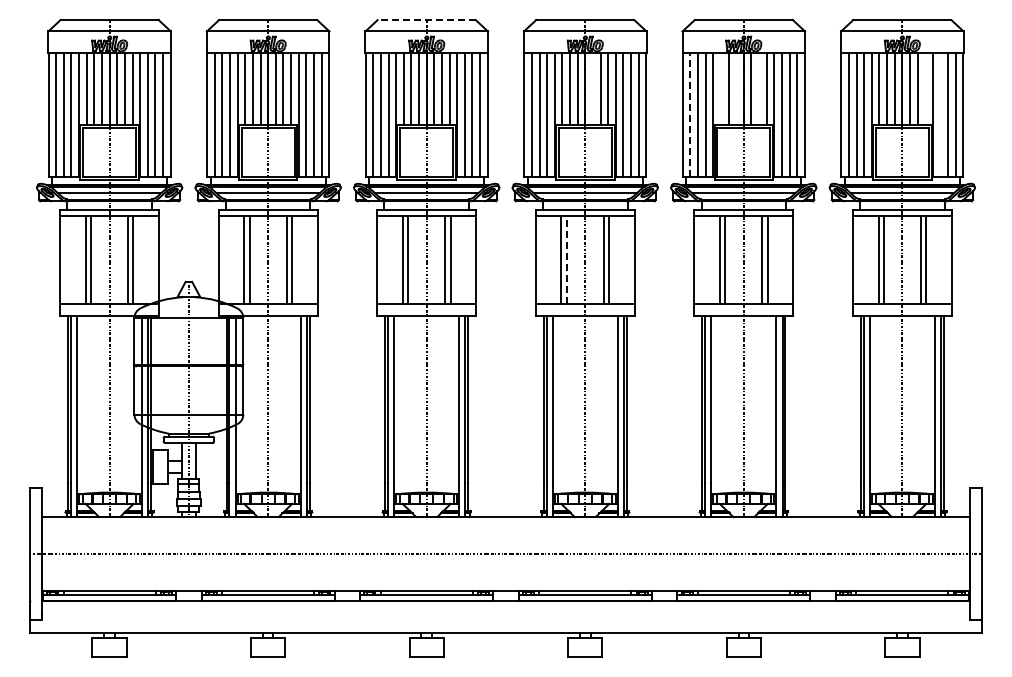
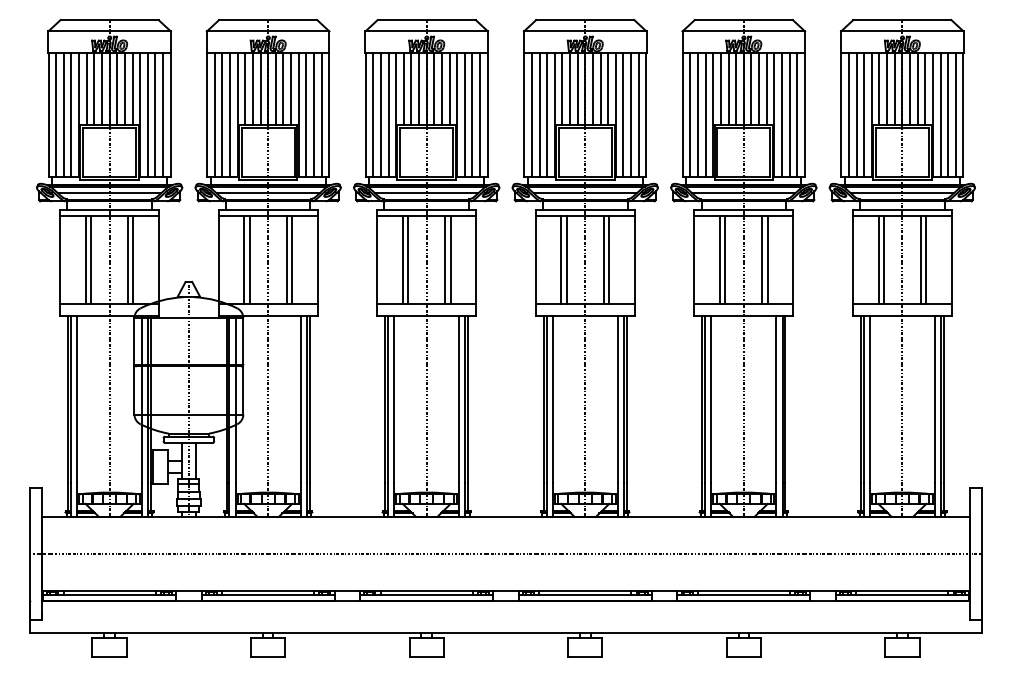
line: dashed -> solid (426, 20)
line: none -> present (592, 89)
line: none -> present (720, 89)
line: none -> present (736, 89)
line: none -> present (759, 89)
line: none -> present (925, 89)
line: dashed -> solid (690, 114)
line: none -> present (940, 115)
line: dashed -> solid (566, 259)
